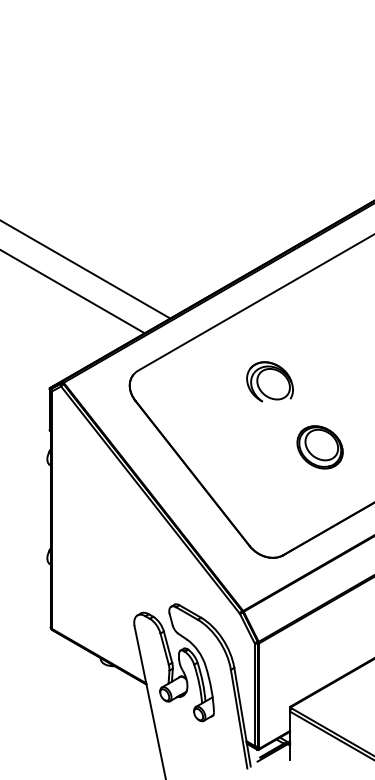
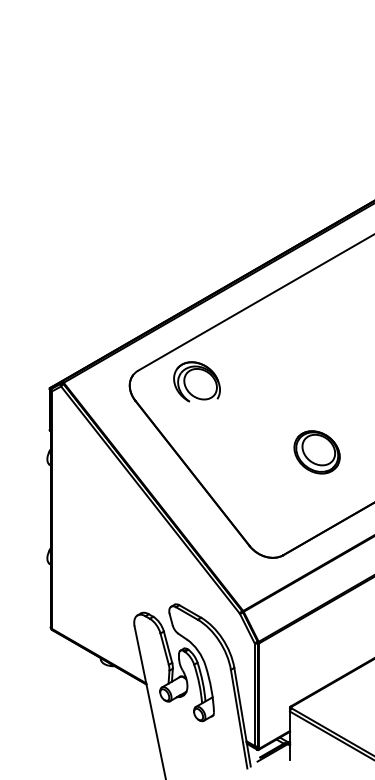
line: present -> none (86, 269)
line: present -> none (73, 292)
part position: (269, 381) -> (196, 381) (196, 381)
part position: (319, 447) -> (316, 452) (316, 452)
